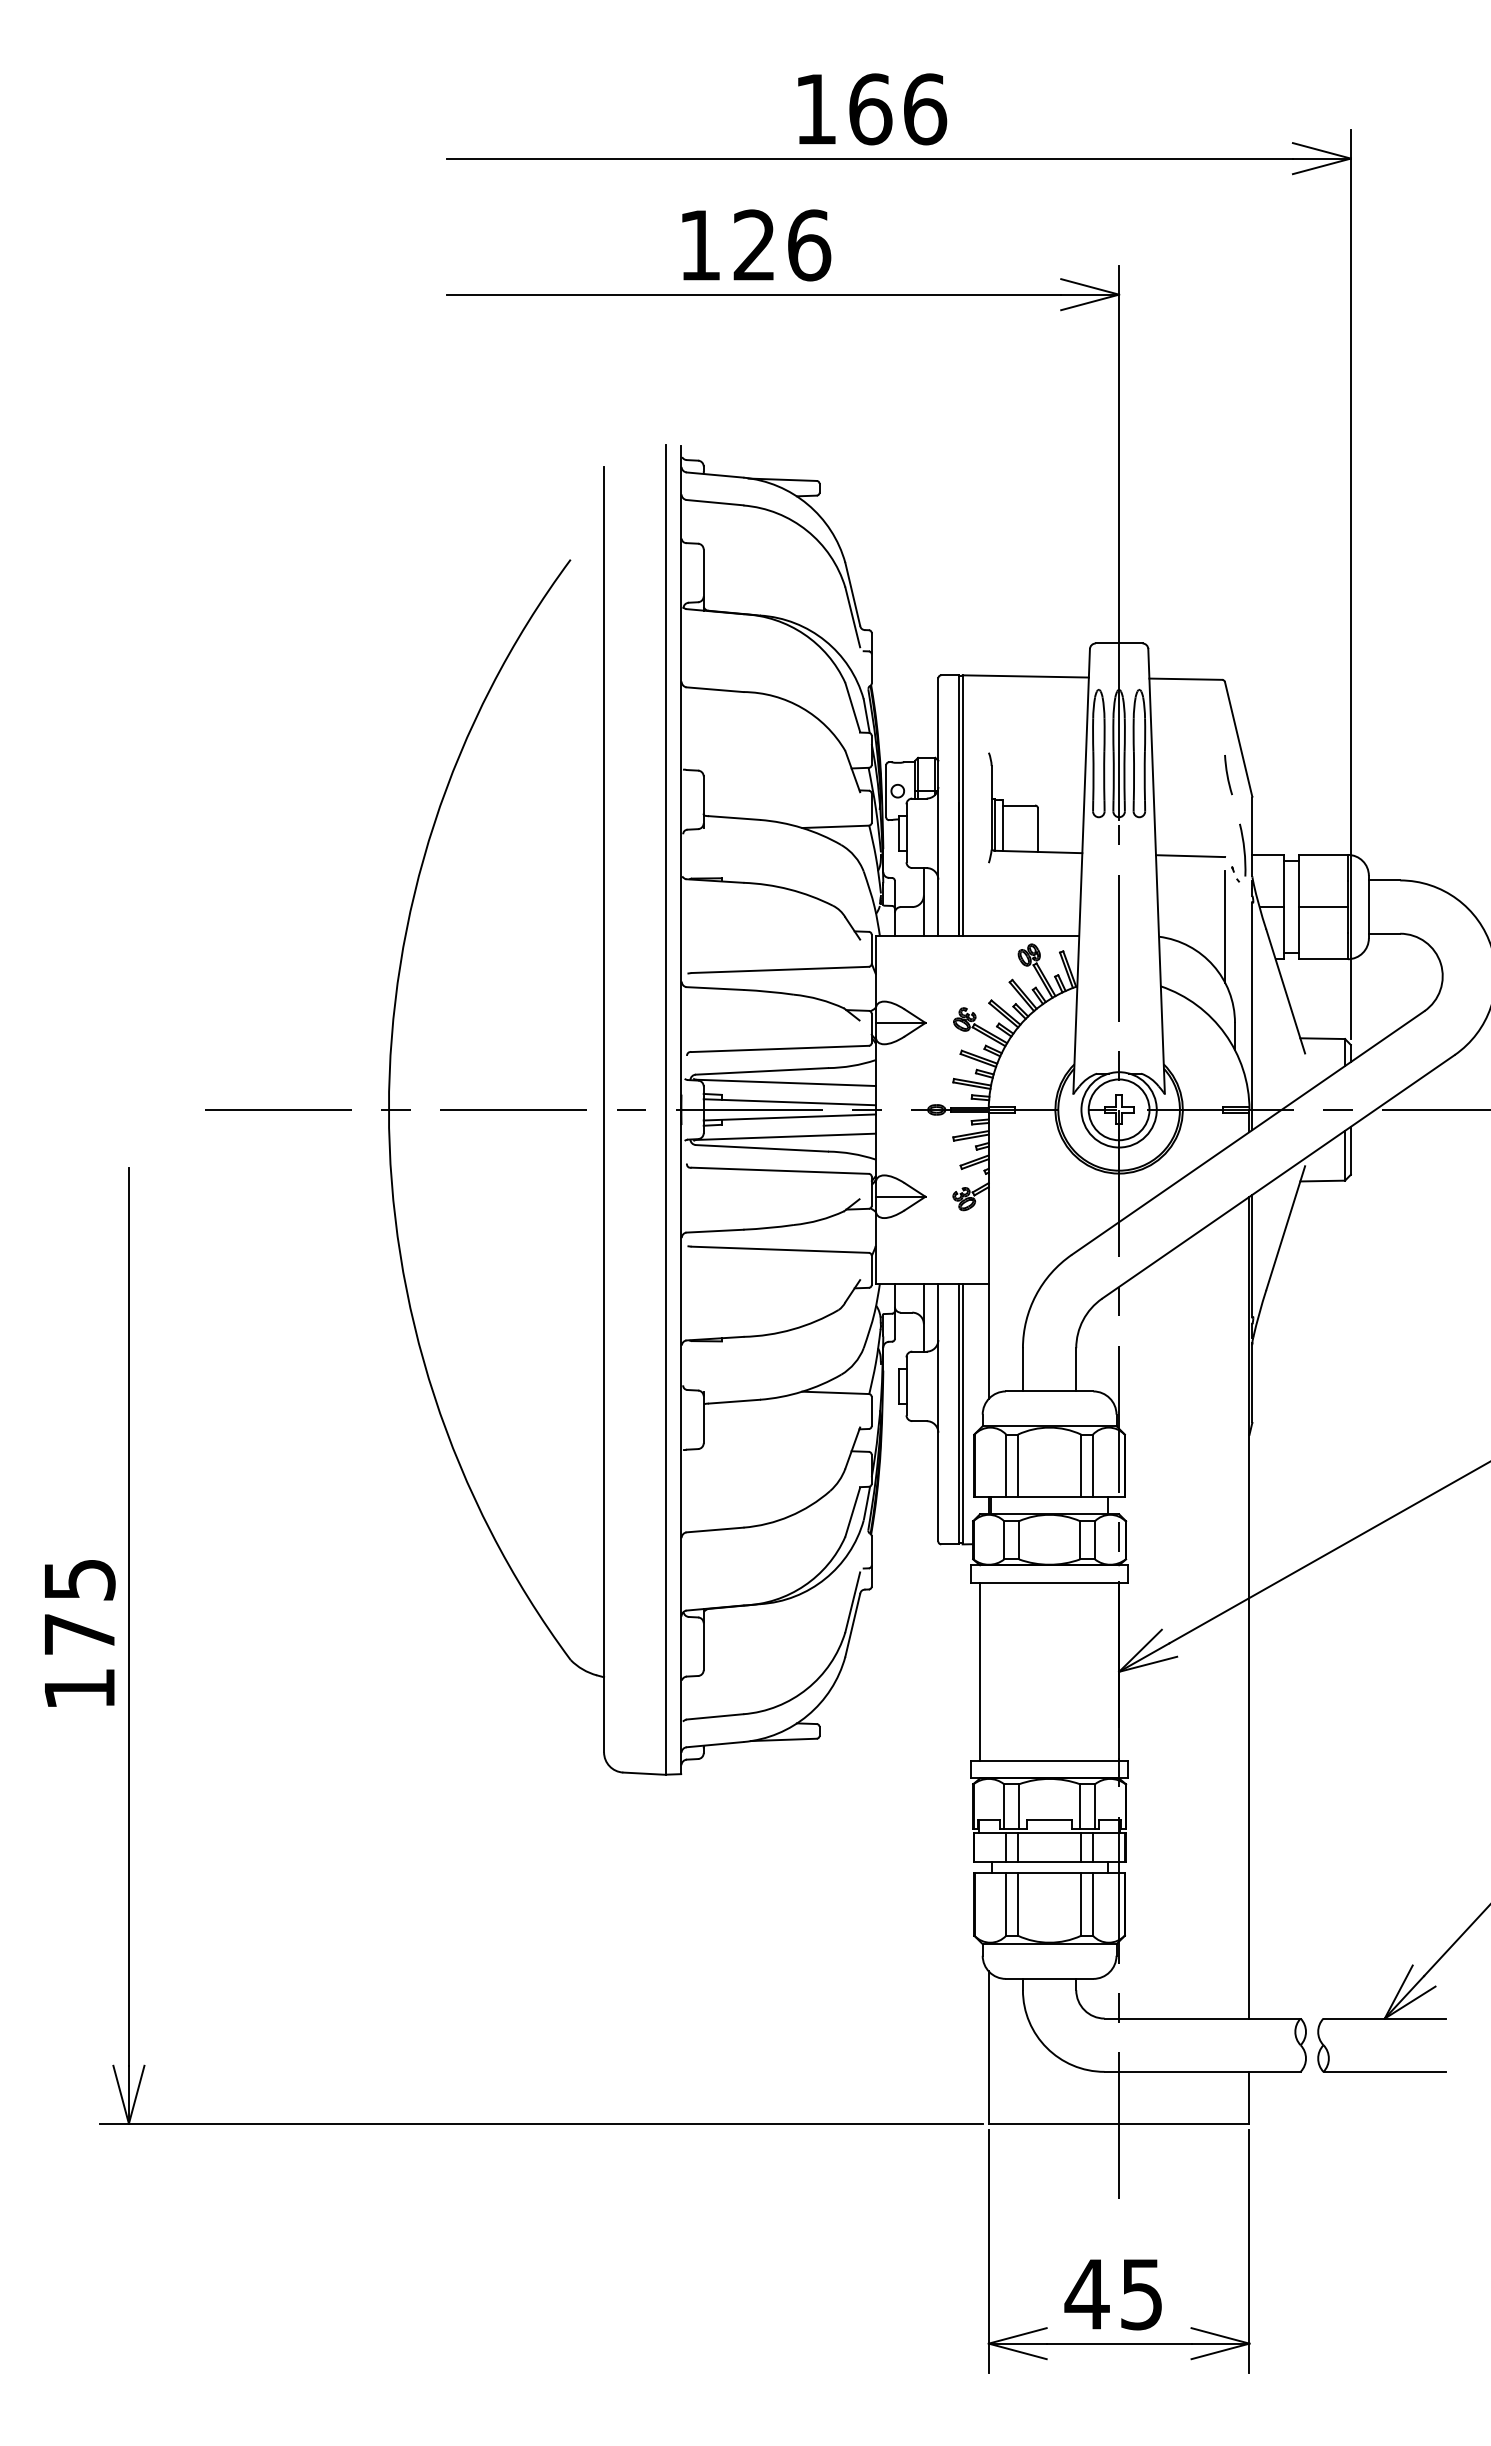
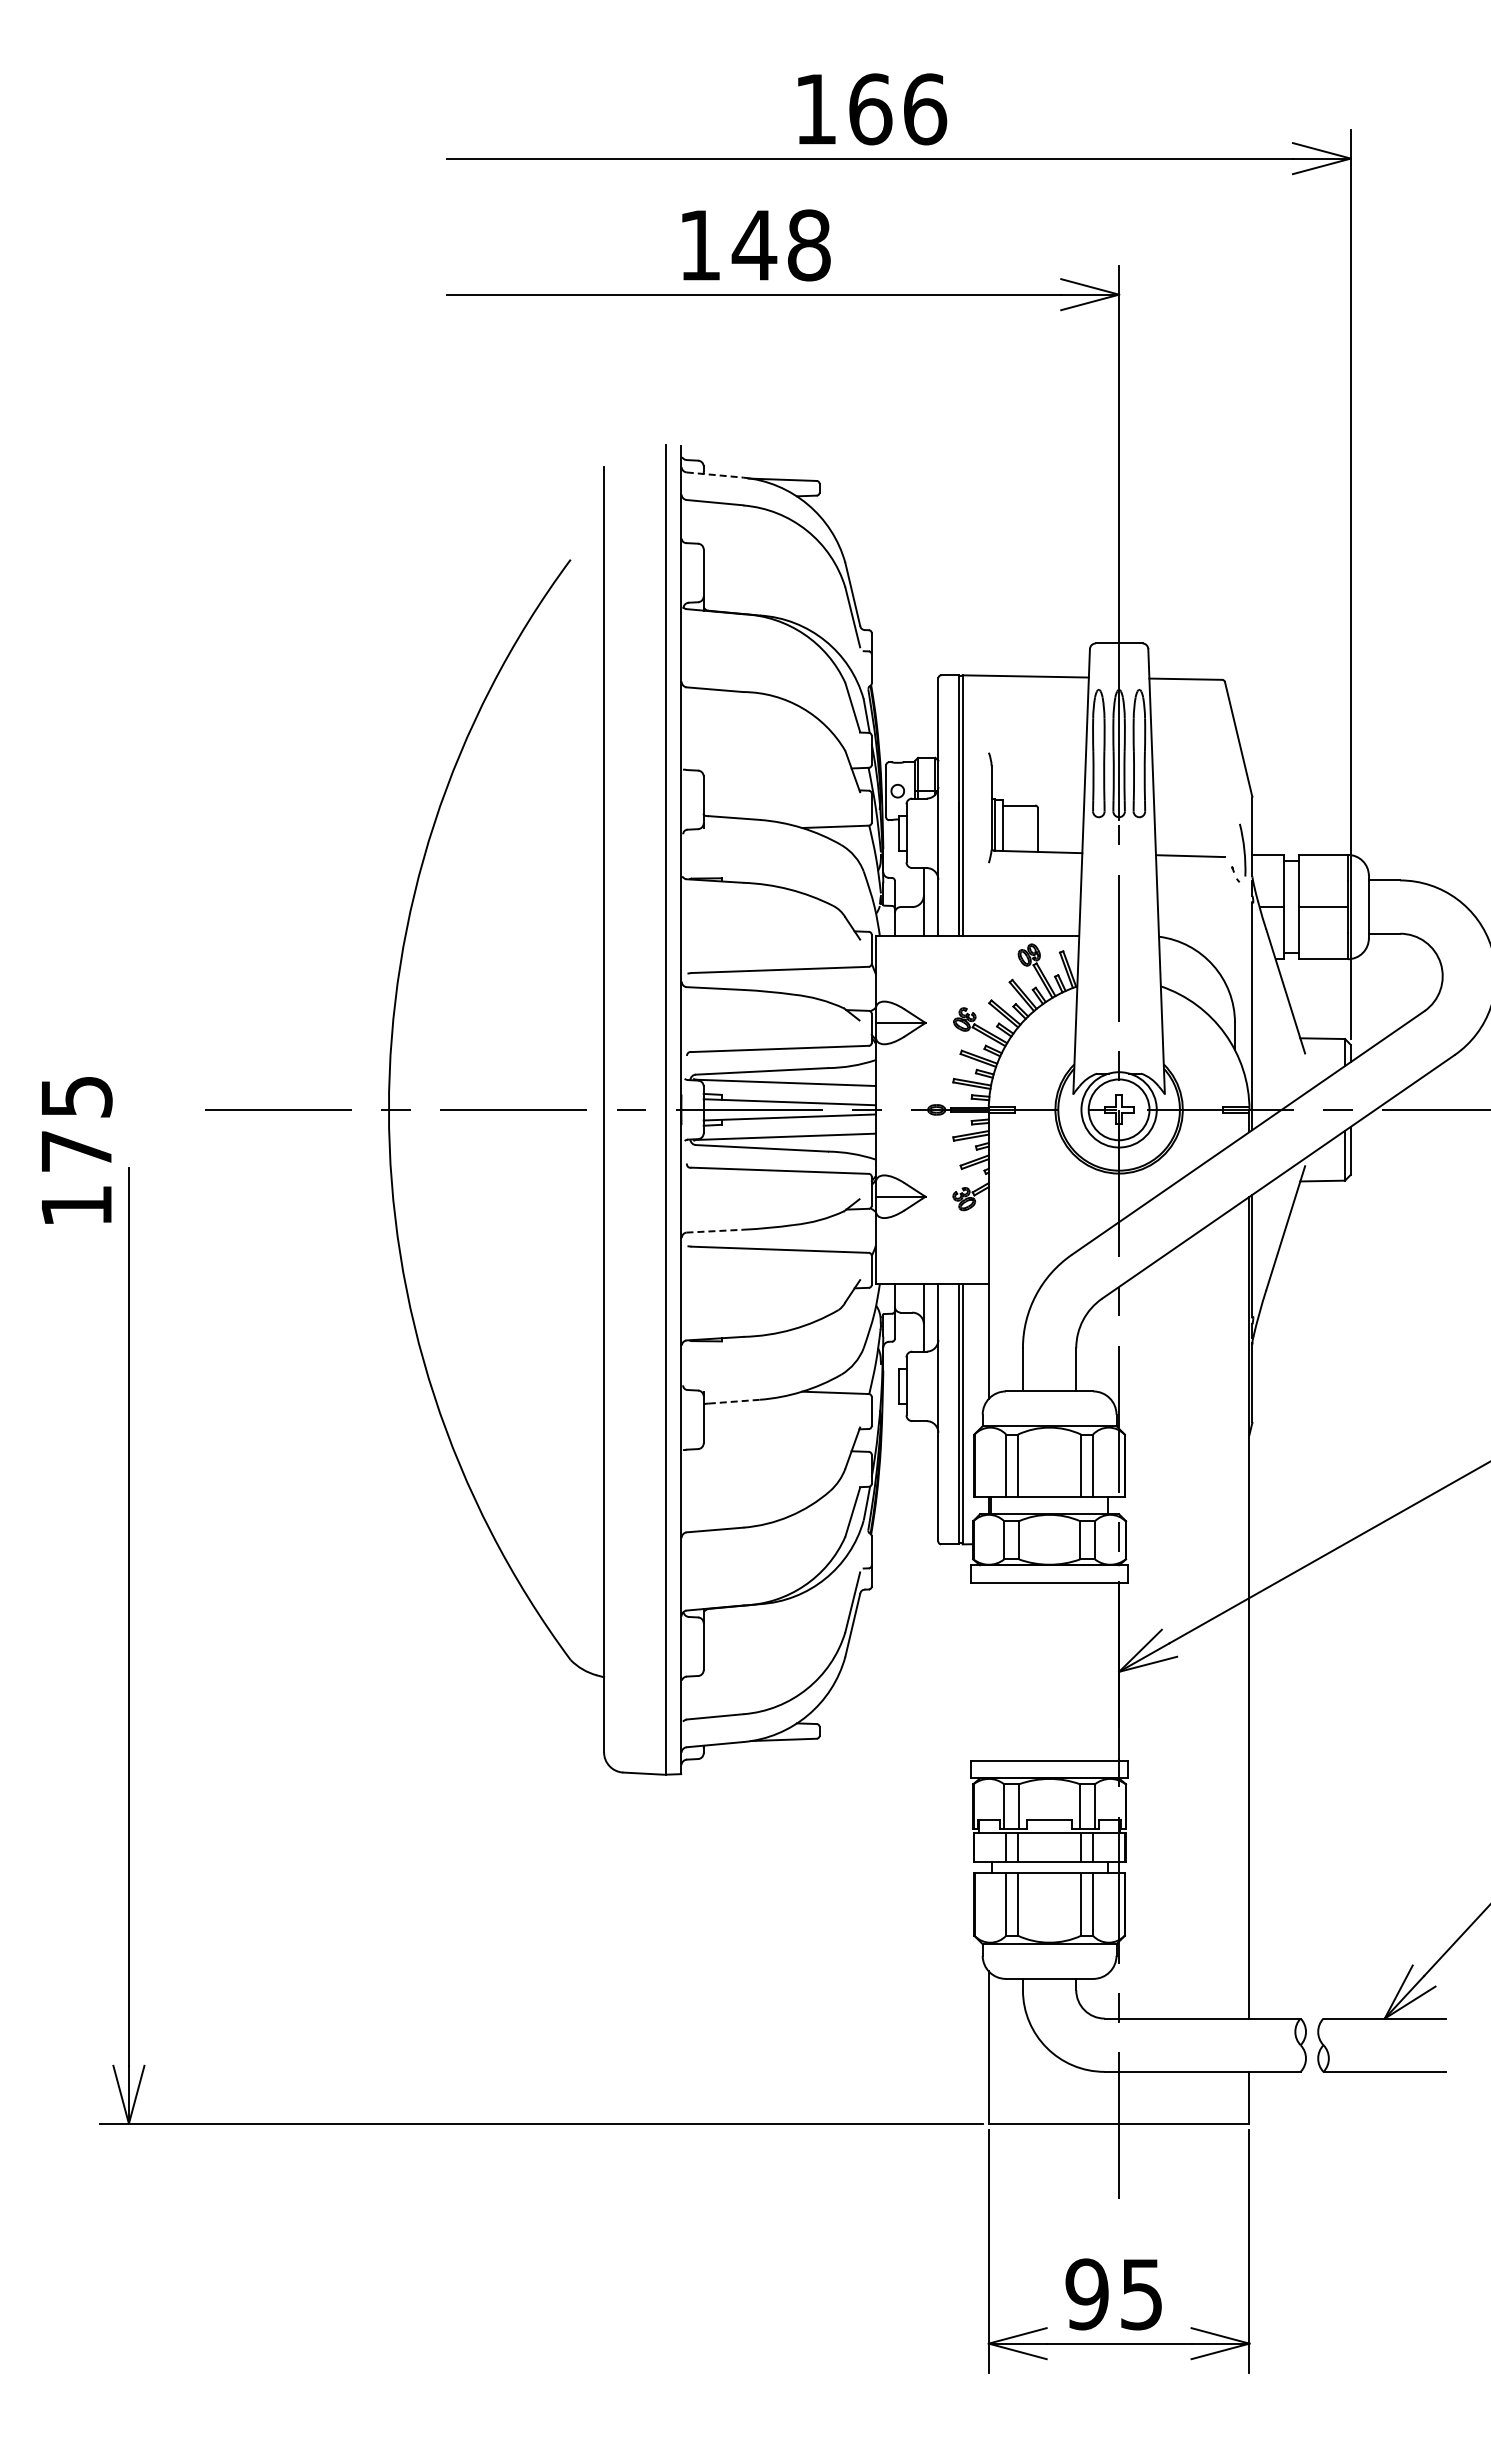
text: 126 -> 148 (781, 245)
line: solid -> dashed (715, 475)
arc: present -> none (1228, 775)
line: present -> none (1225, 926)
line: solid -> dashed (715, 1231)
line: solid -> dashed (734, 1401)
text position: (80, 1633) -> (77, 1150) (77, 1150)
line: present -> none (980, 1671)
text: 45 -> 95 (1086, 2294)
